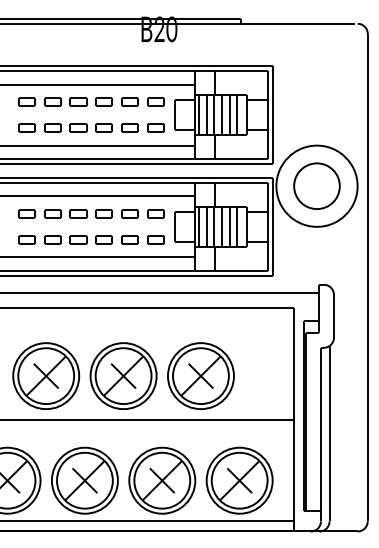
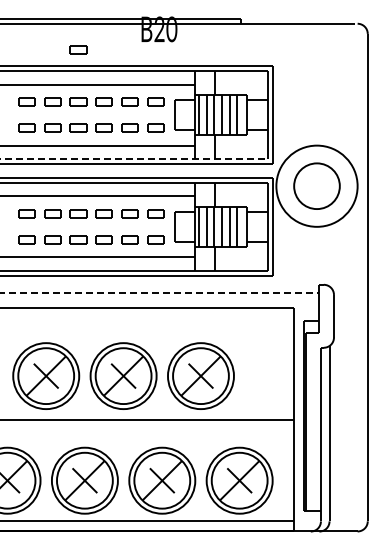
part: none -> present (78, 49)
line: solid -> dashed (134, 158)
line: solid -> dashed (159, 292)
